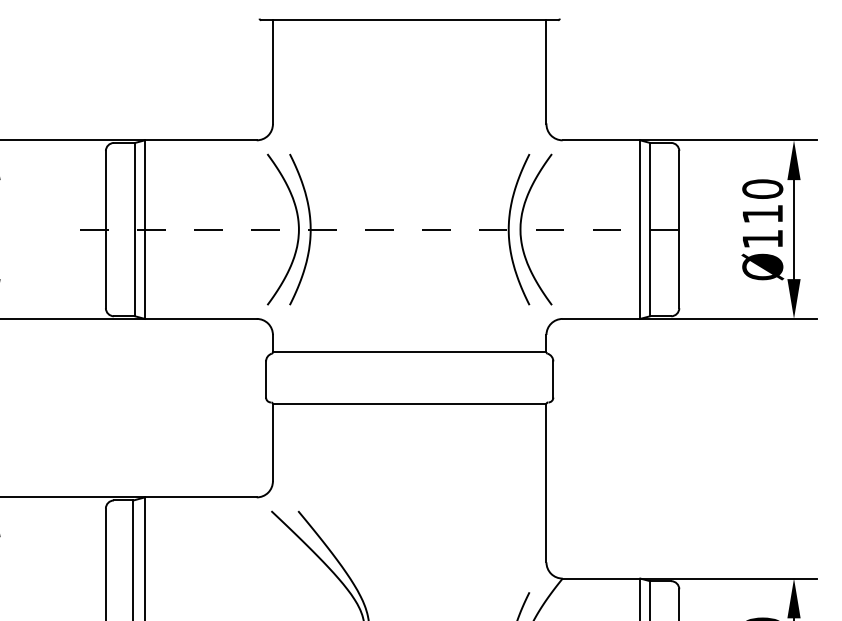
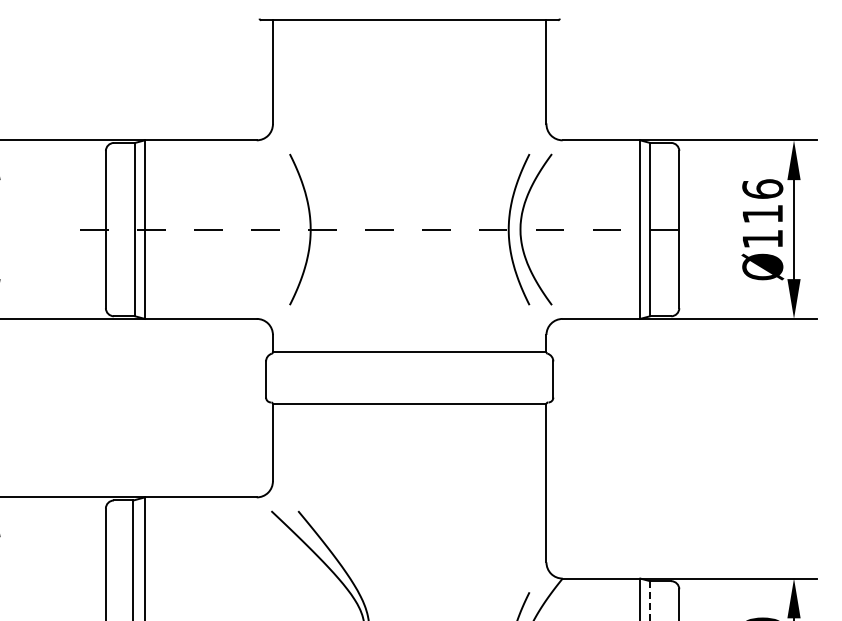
text: Ø110 -> Ø116 (762, 188)
curve: present -> none (297, 225)
line: solid -> dashed (650, 601)
